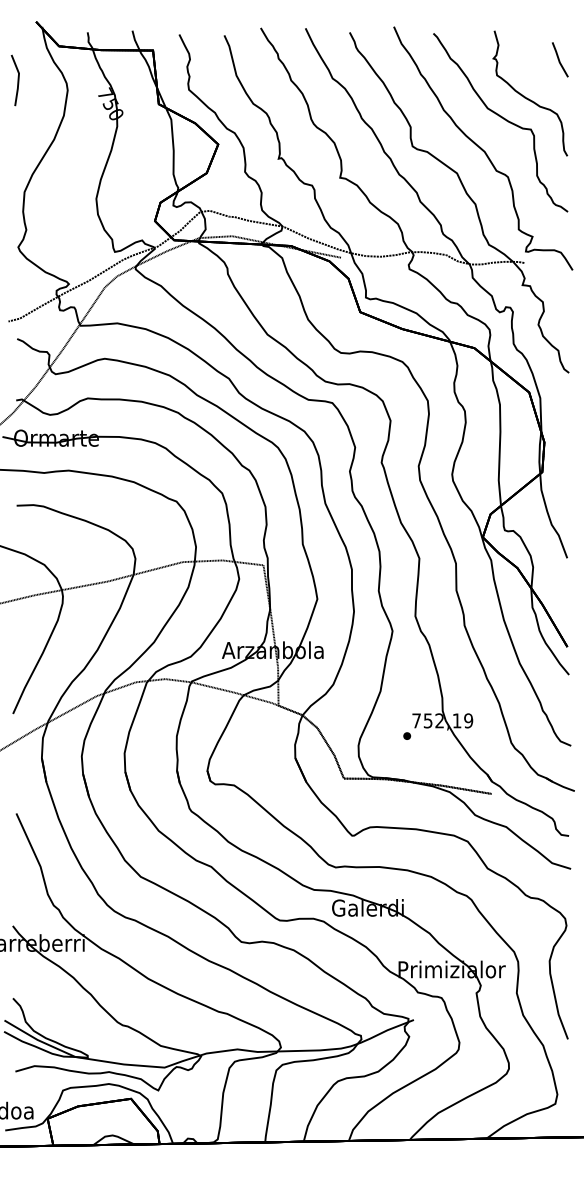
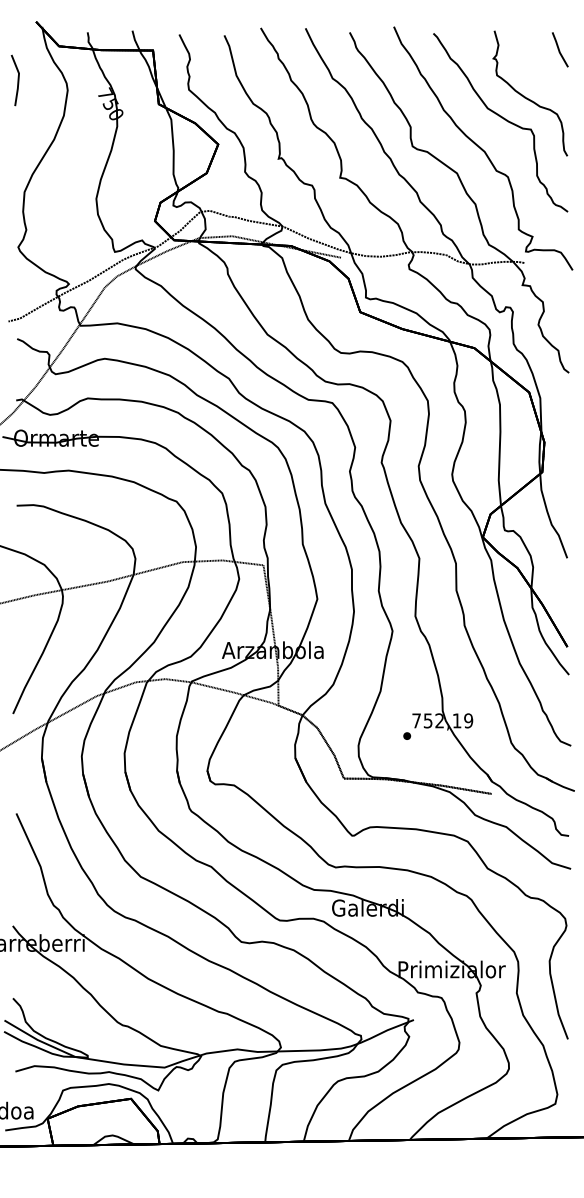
line position: (559, 59) -> (559, 49) (559, 49)
